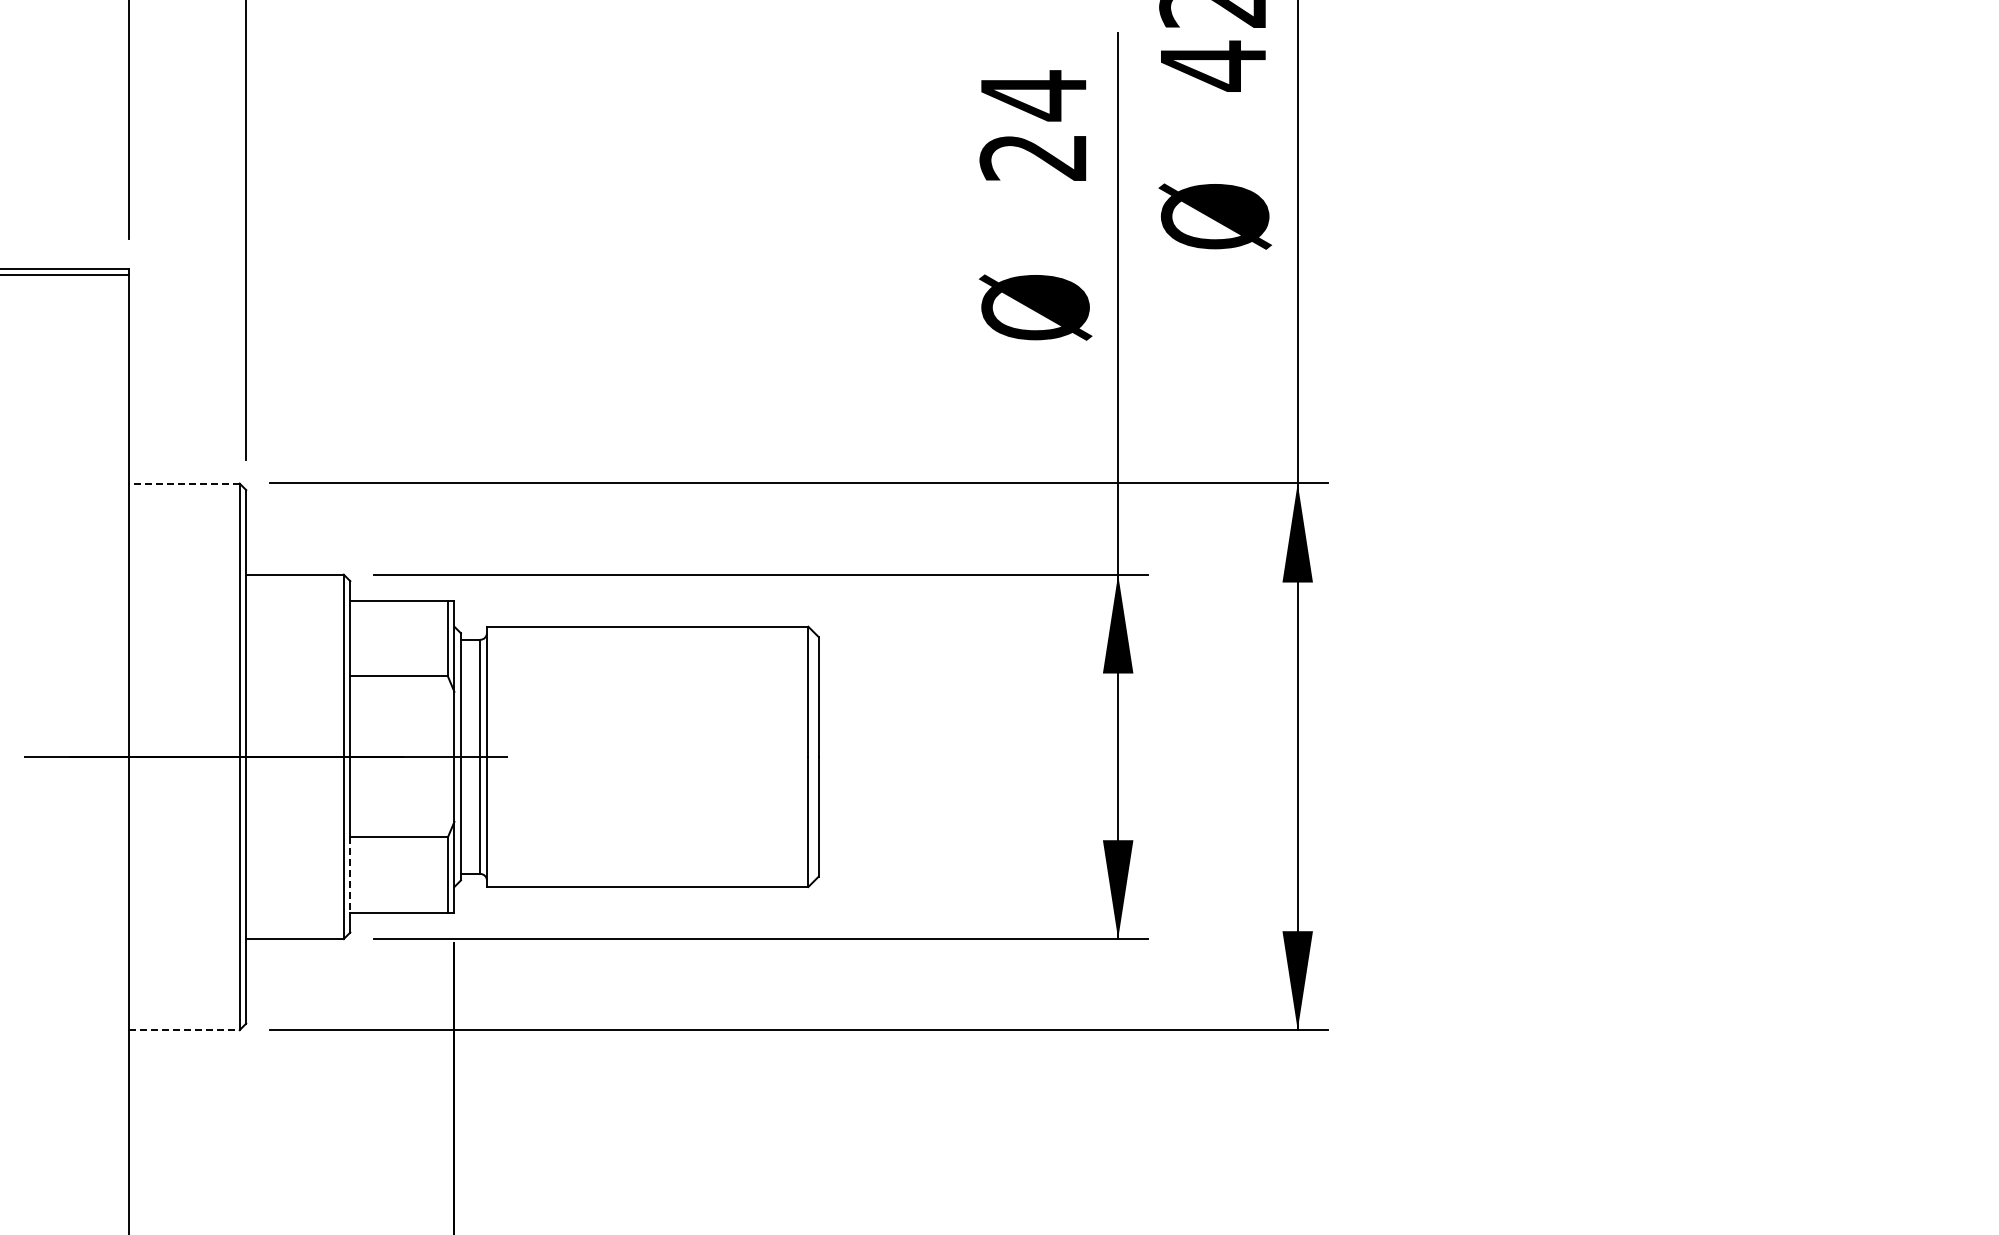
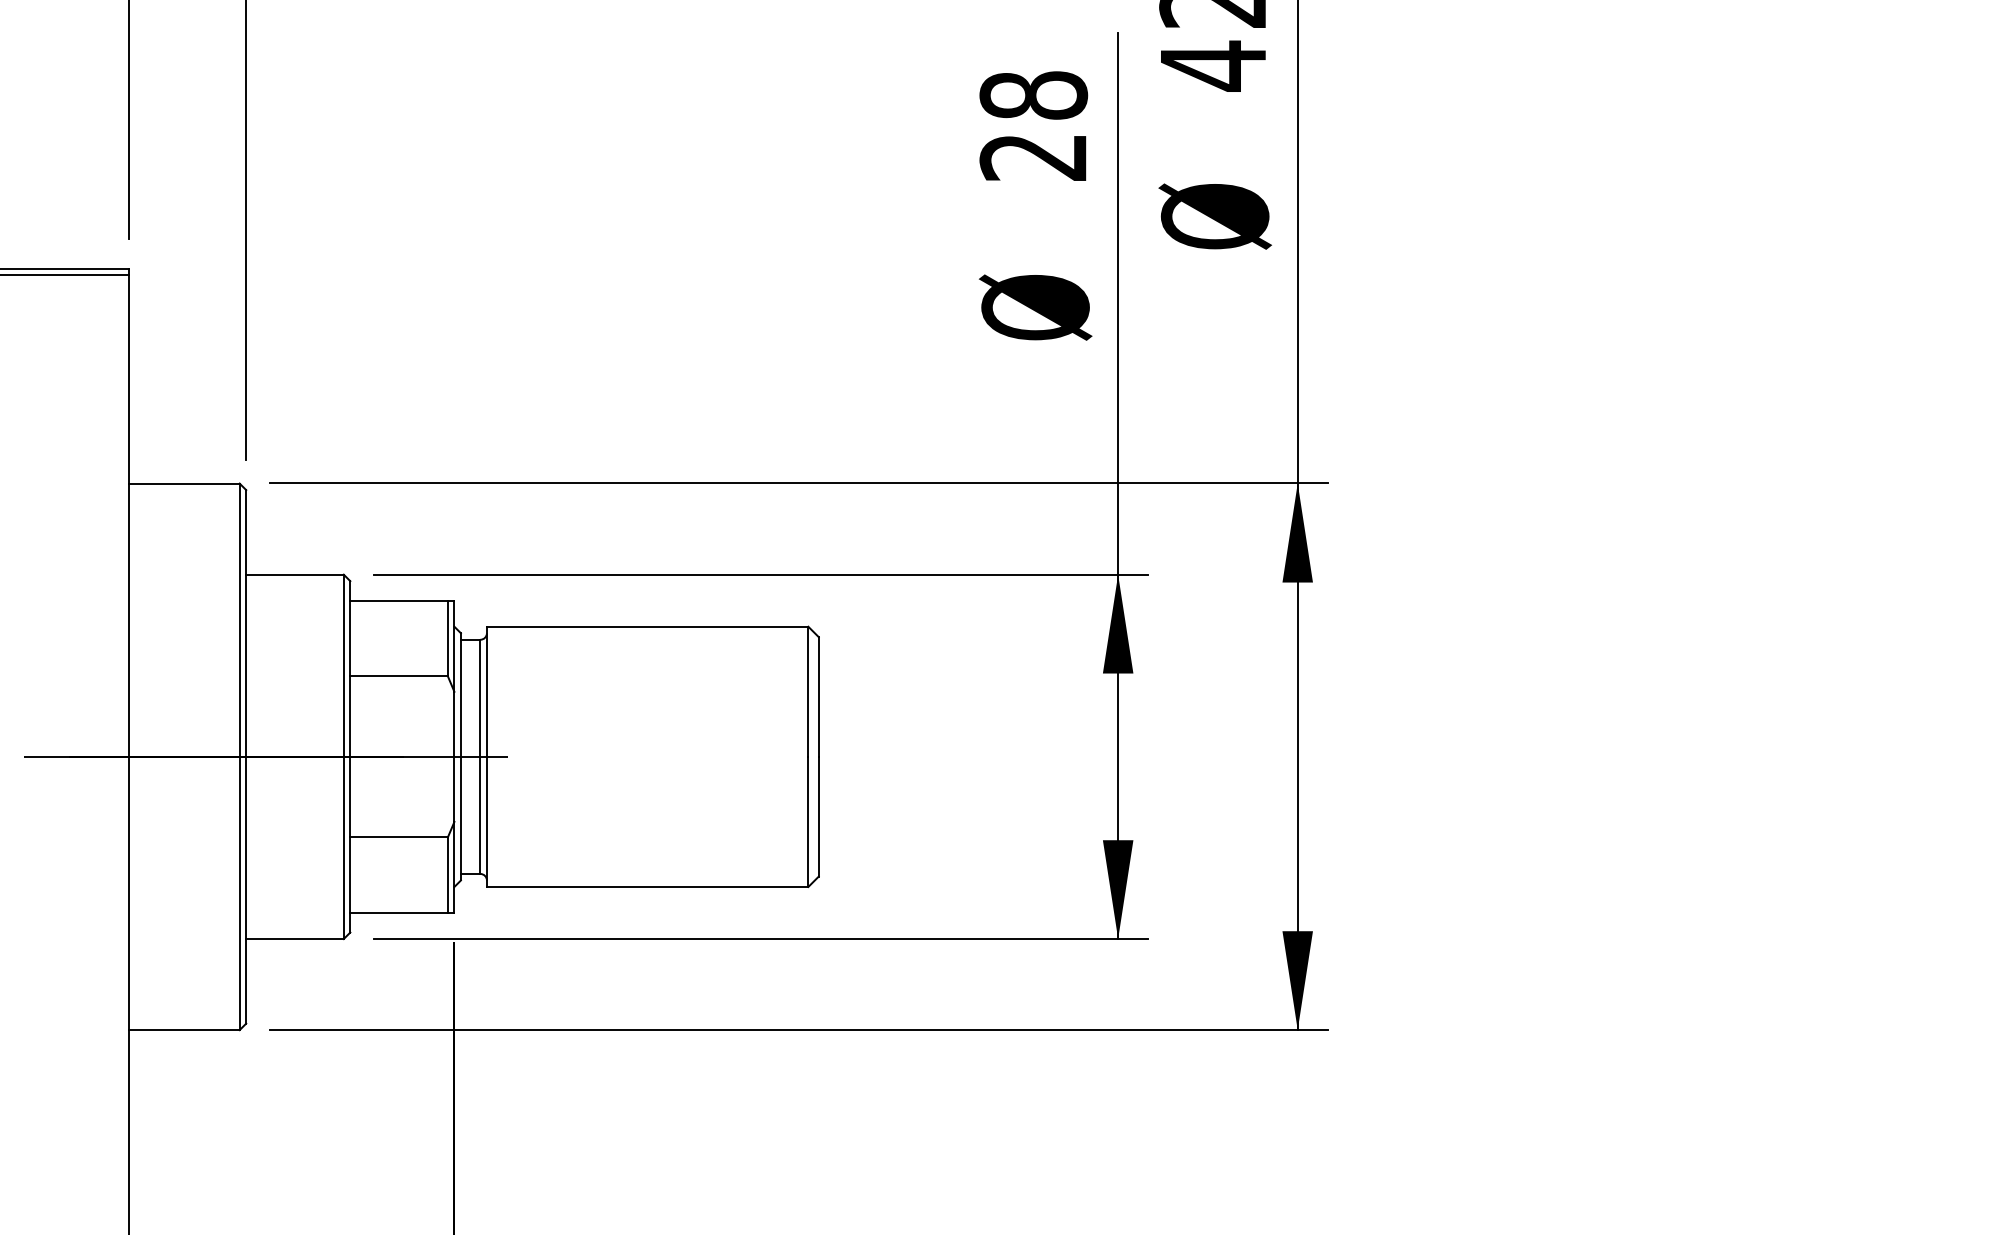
text: 24 -> 28 (1033, 95)
line: dashed -> solid (183, 483)
line: dashed -> solid (350, 875)
line: dashed -> solid (184, 1030)
